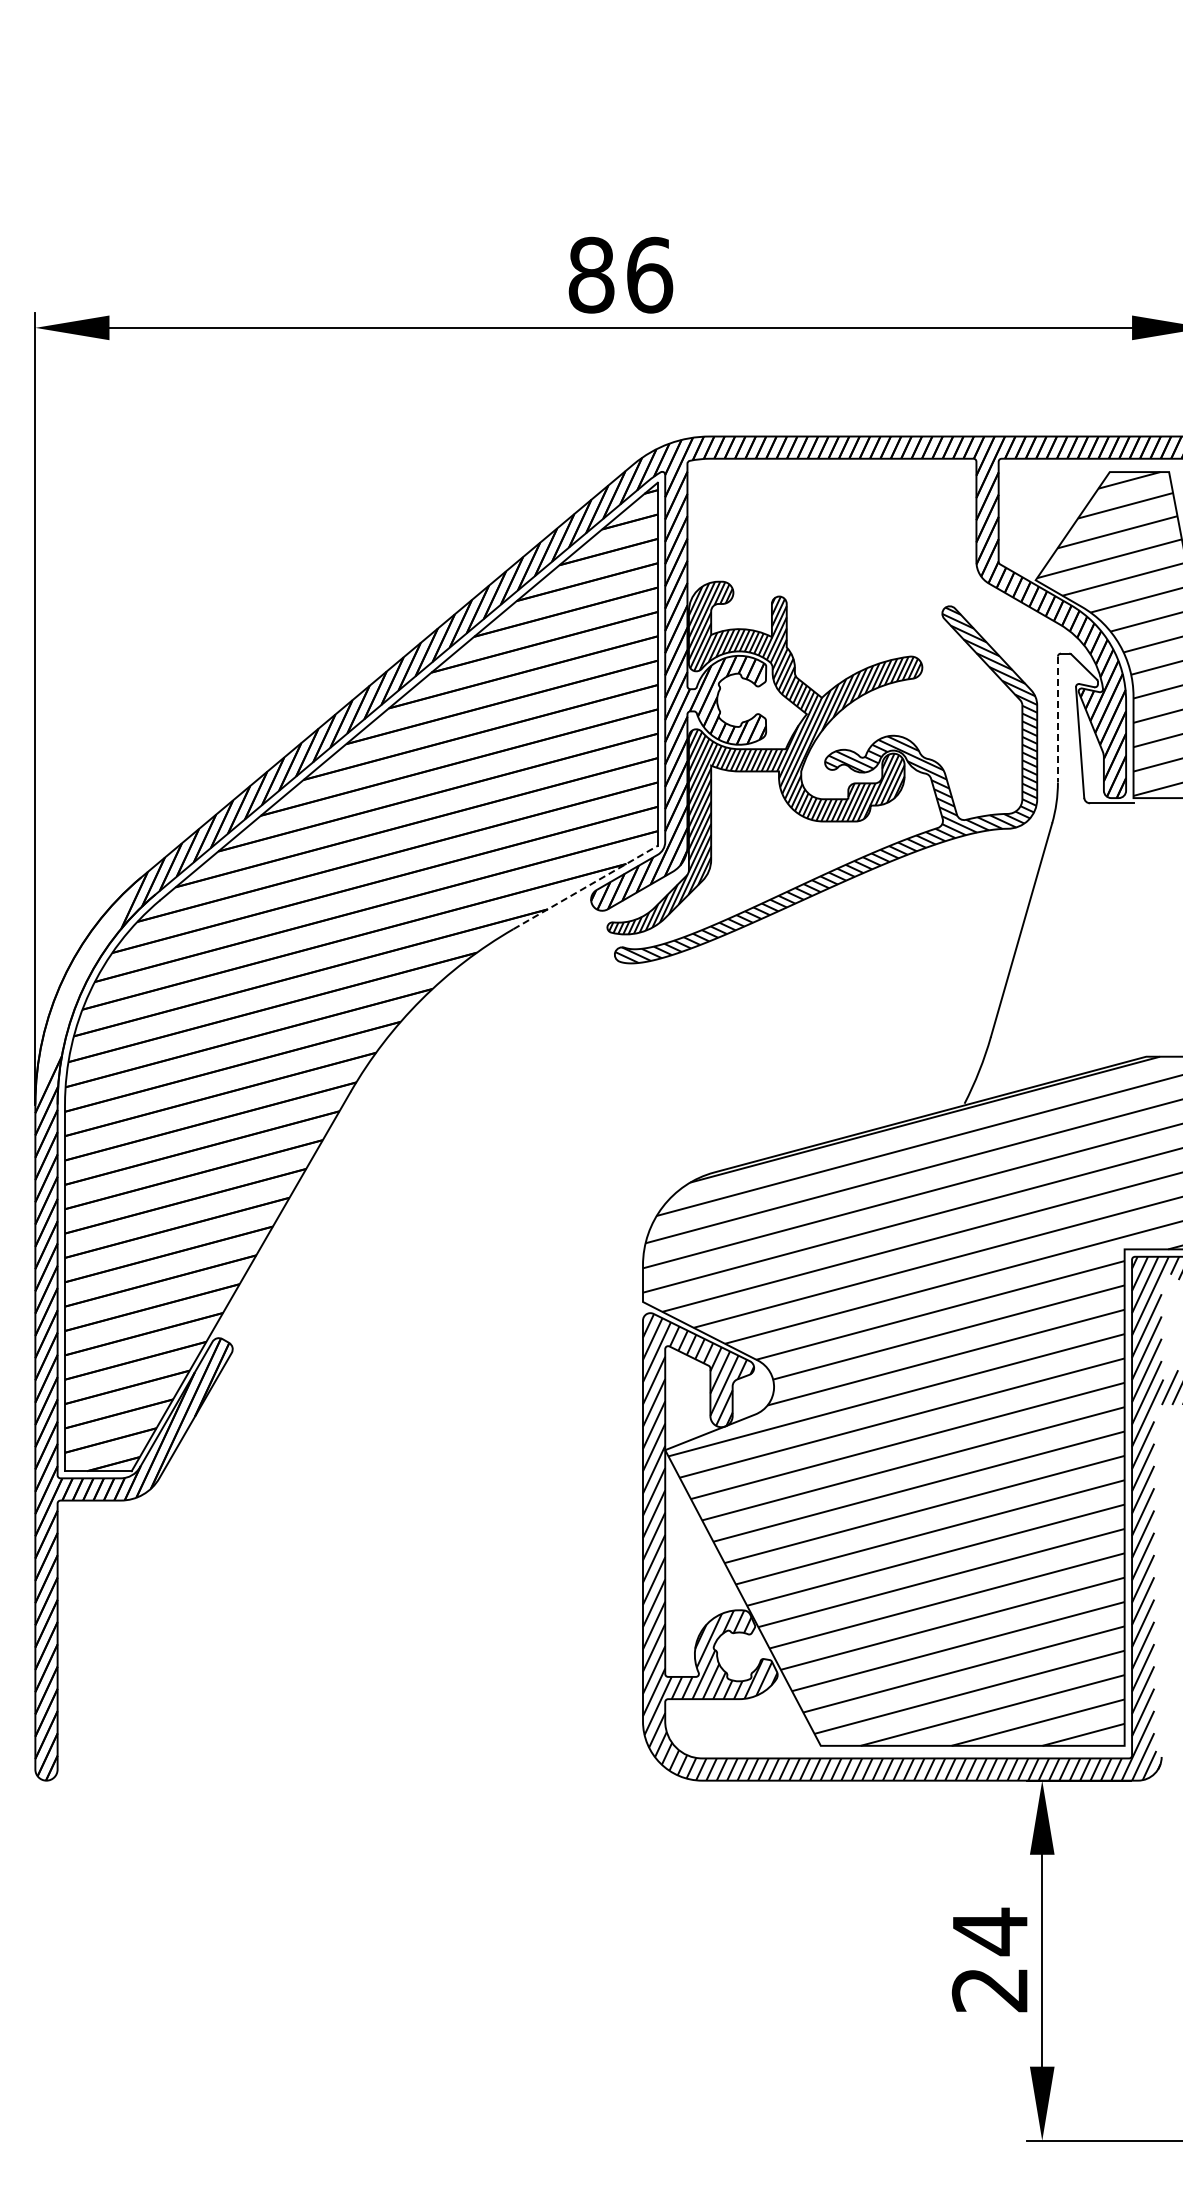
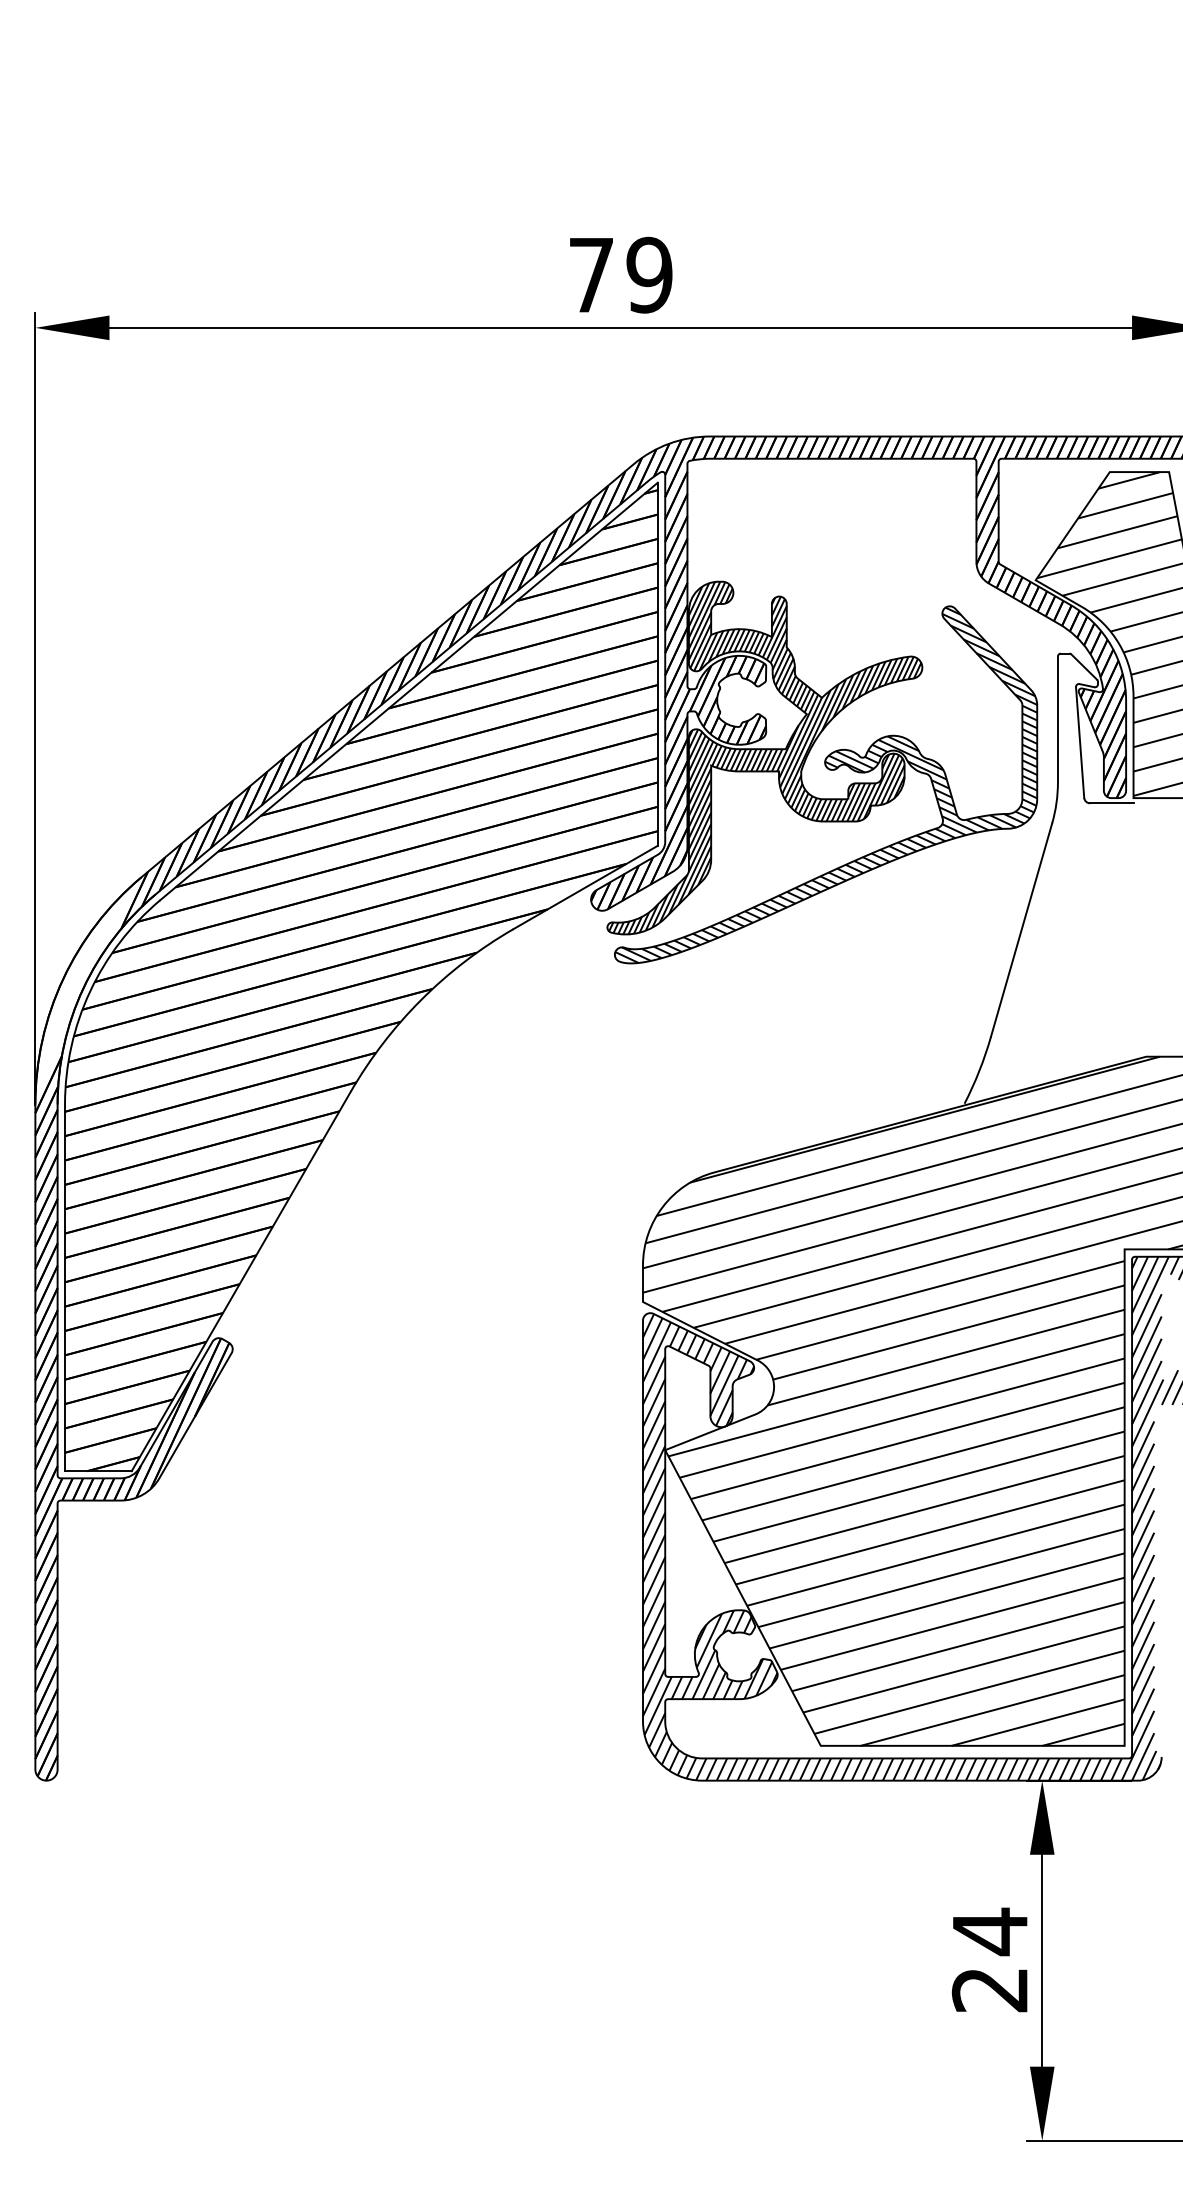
text: 86 -> 79 (620, 274)
line: dashed -> solid (1057, 719)
line: dashed -> solid (586, 887)
